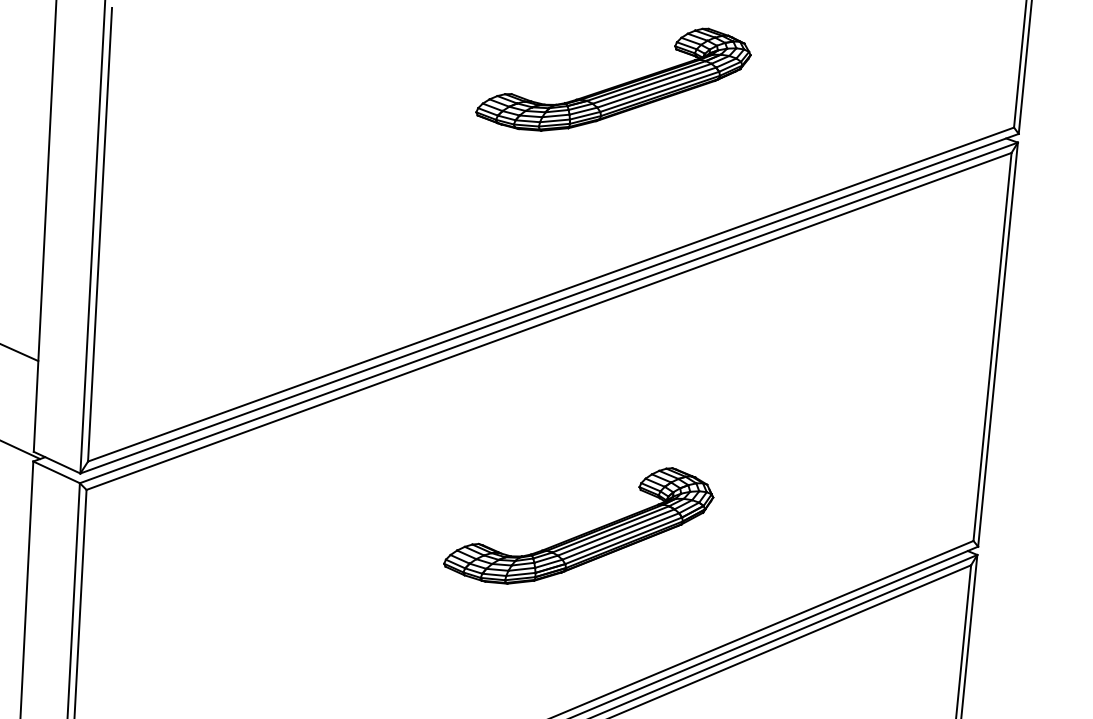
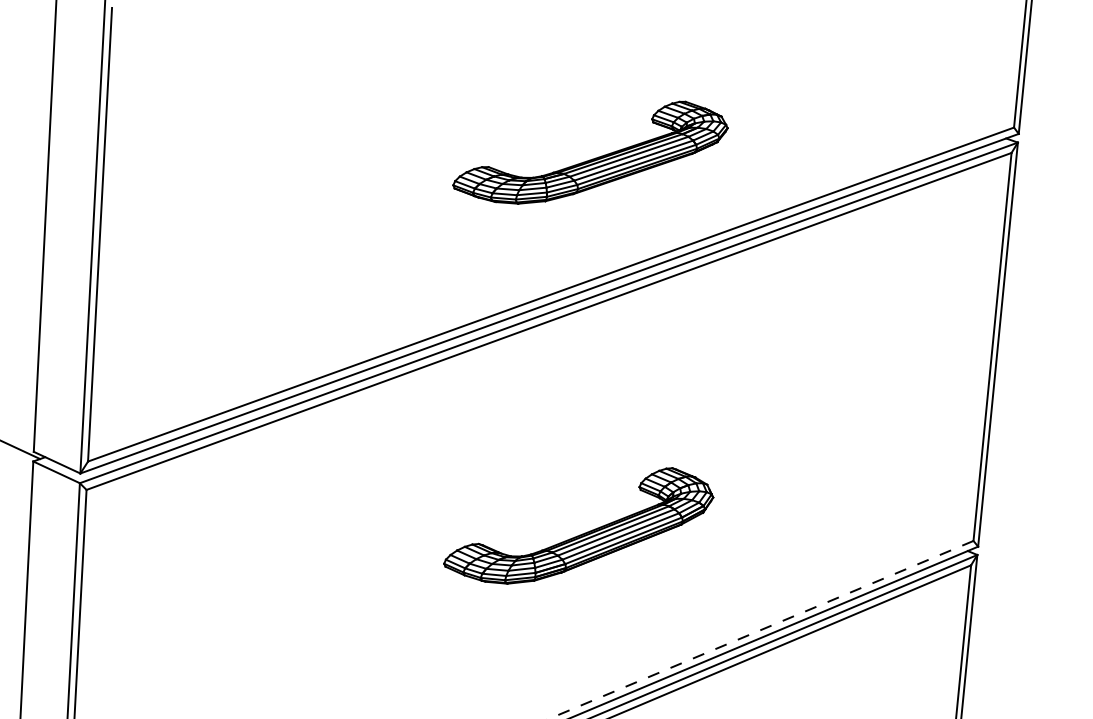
part position: (615, 85) -> (592, 158) (592, 158)
line: present -> none (20, 353)
line: solid -> dashed (761, 629)
